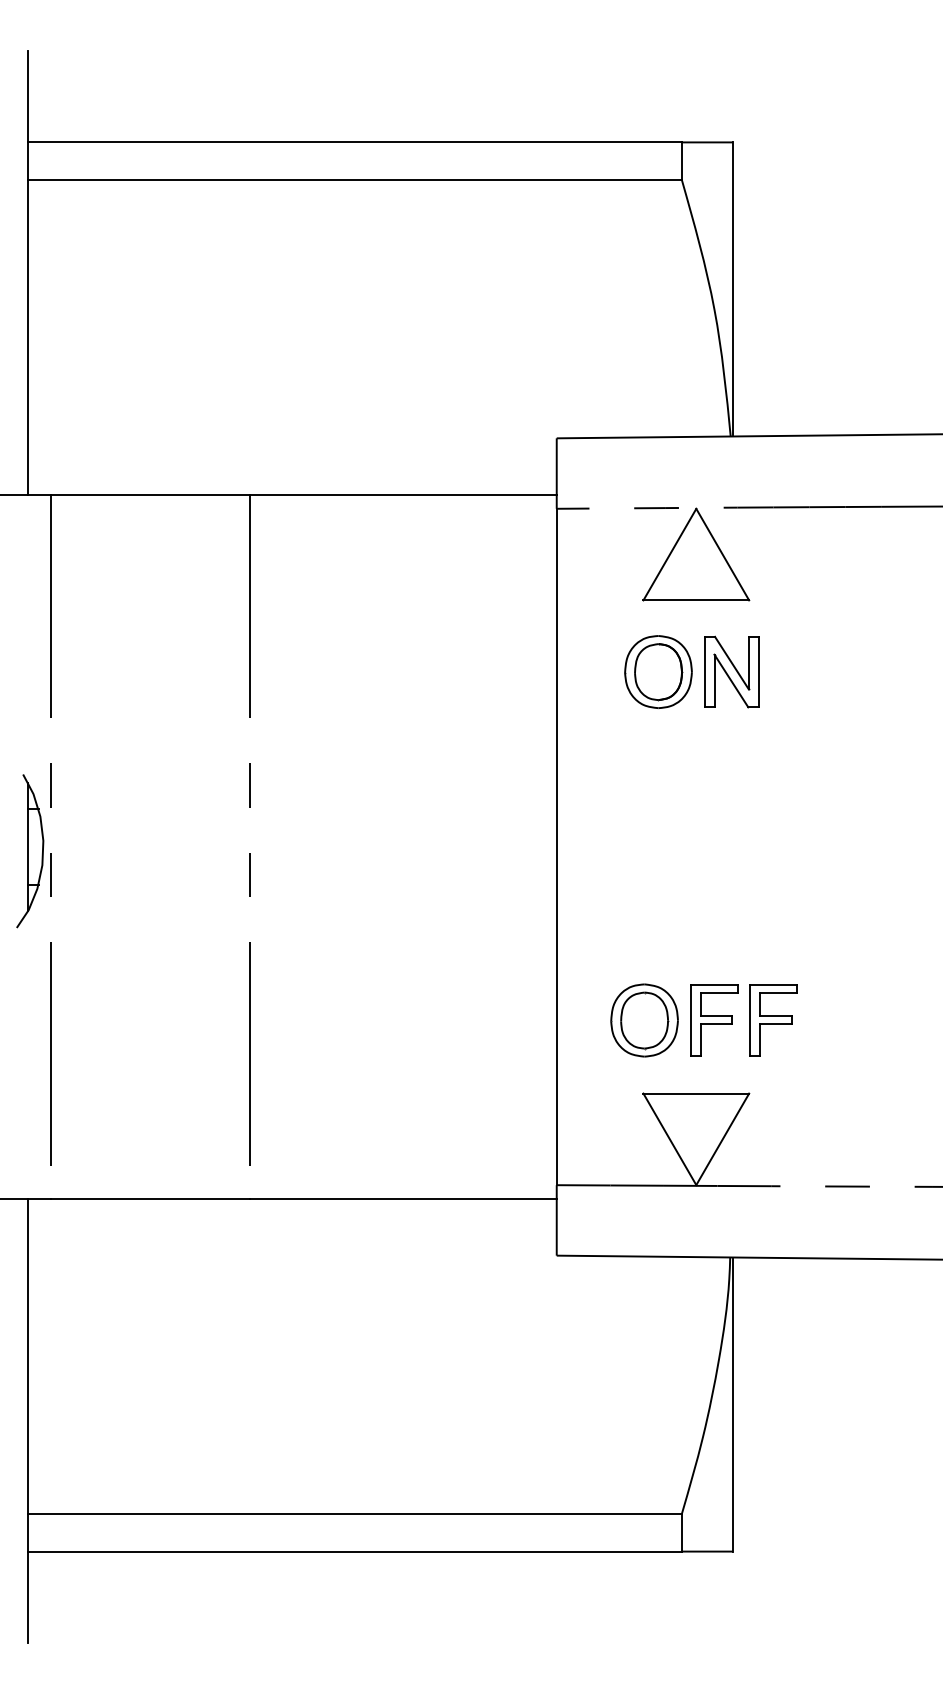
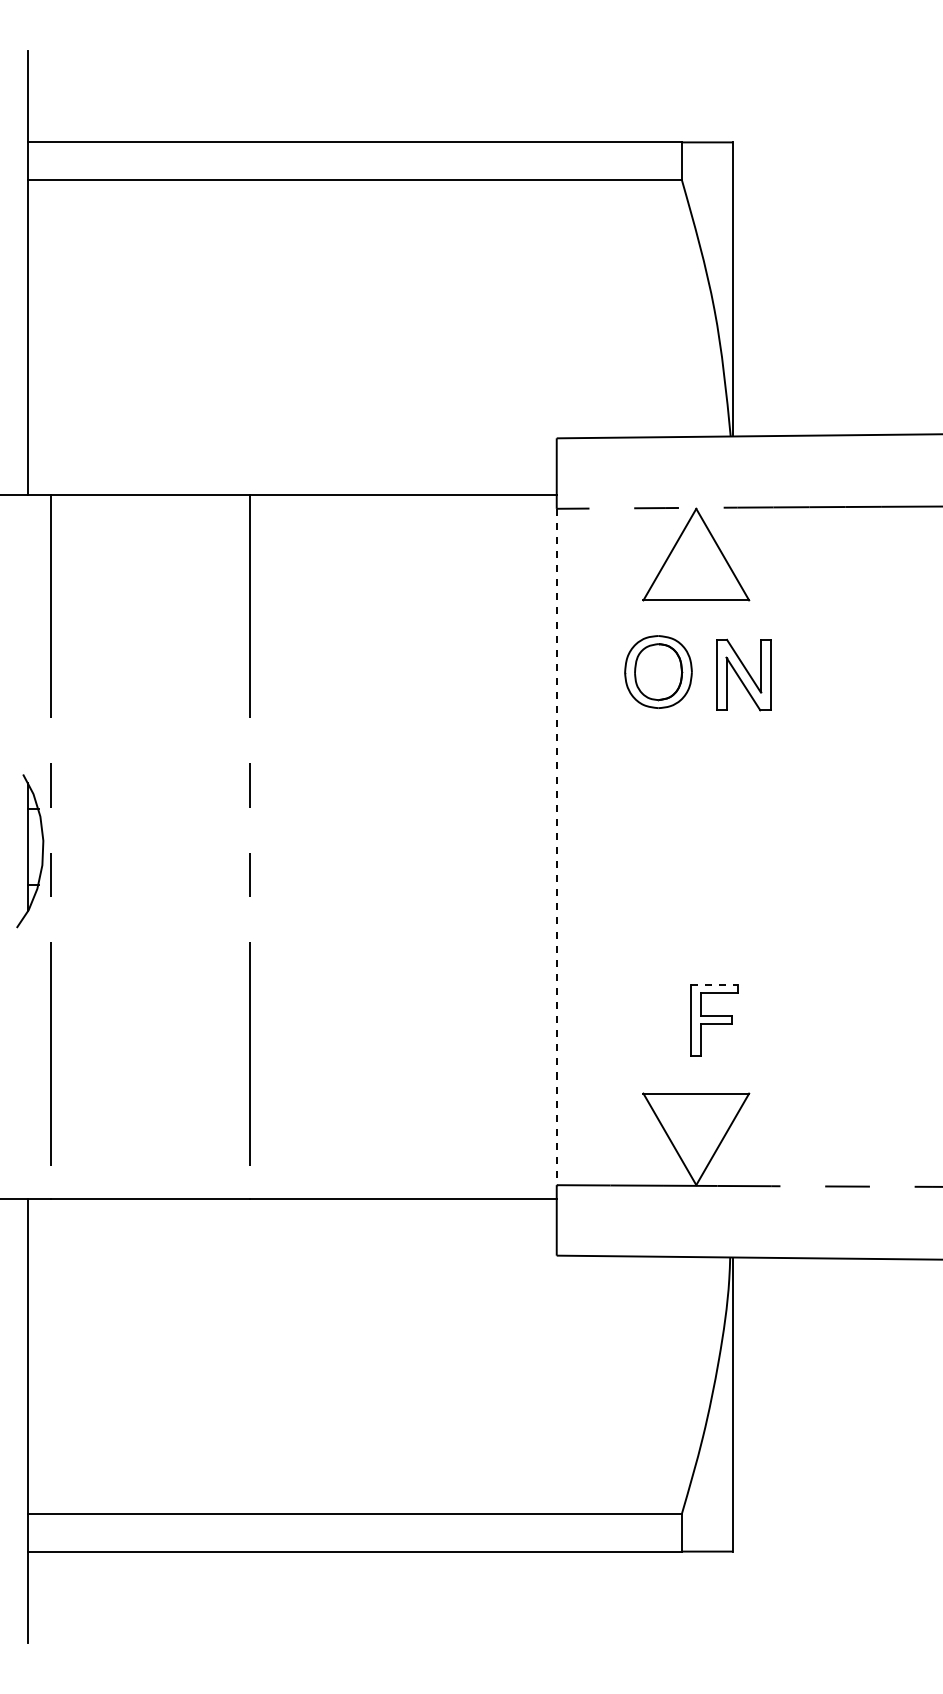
part position: (731, 671) -> (743, 674) (743, 674)
line: solid -> dashed (556, 847)
line: solid -> dashed (714, 985)
part: present -> none (644, 1020)
part: present -> none (773, 1020)
